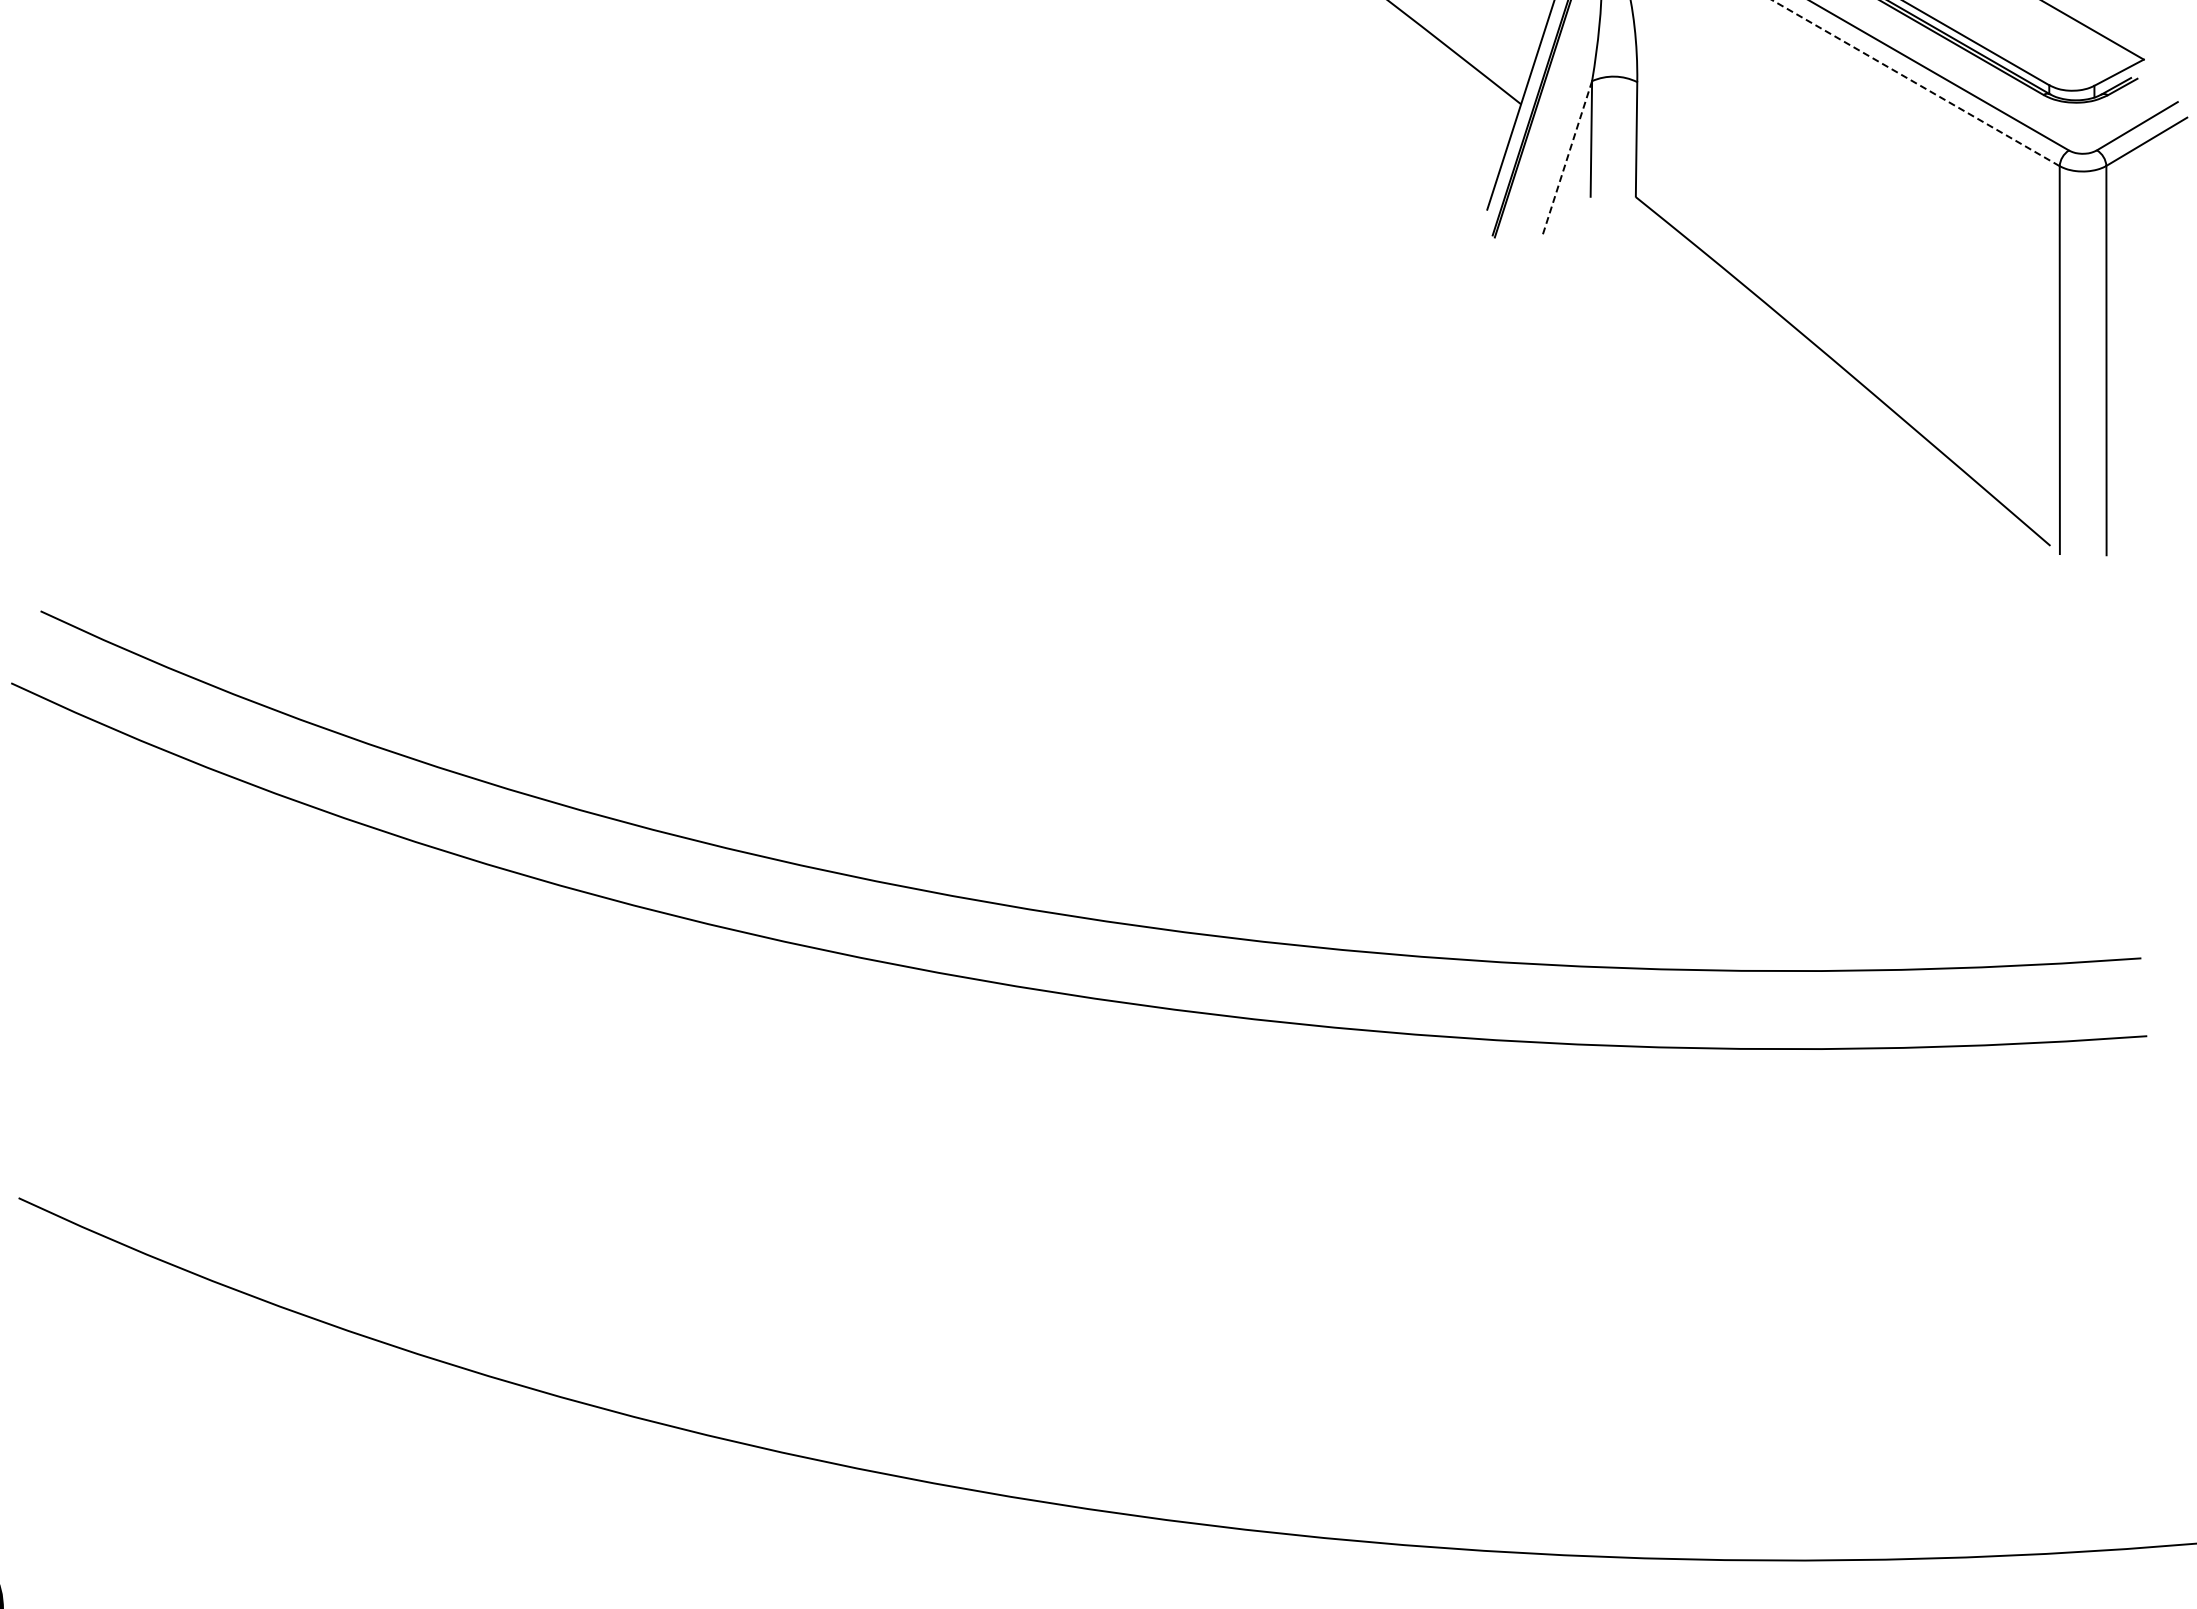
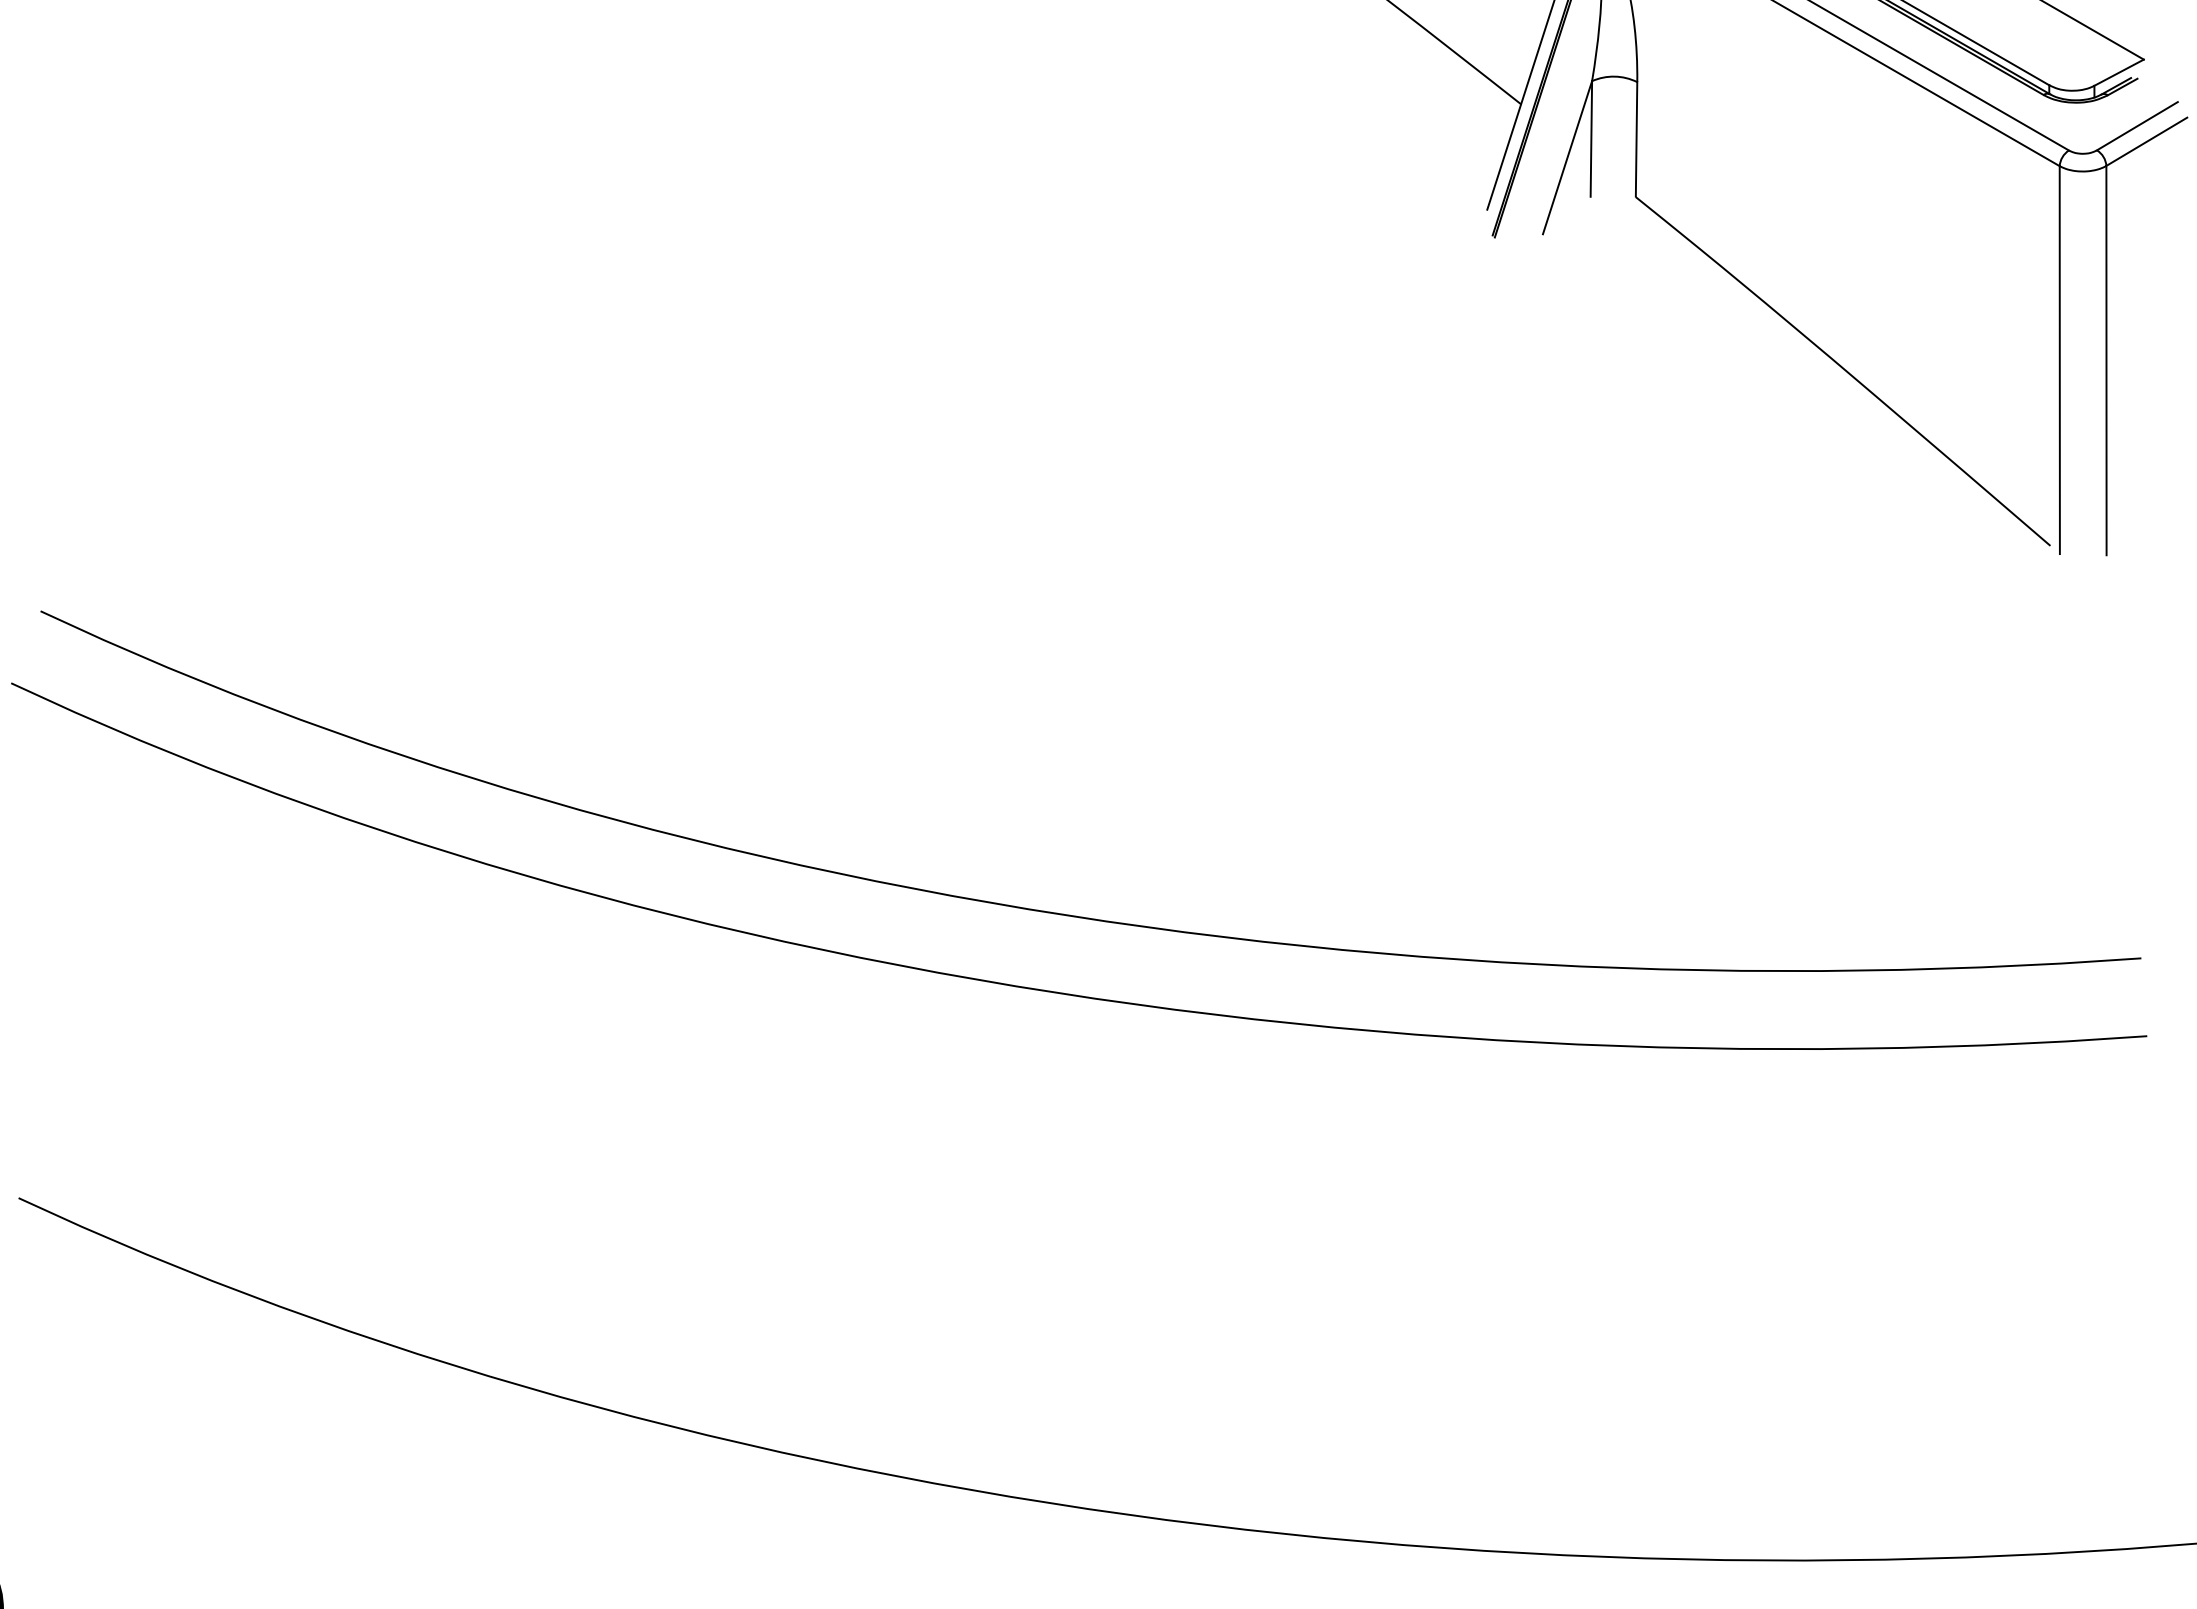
line: dashed -> solid (1915, 83)
line: dashed -> solid (1567, 157)
